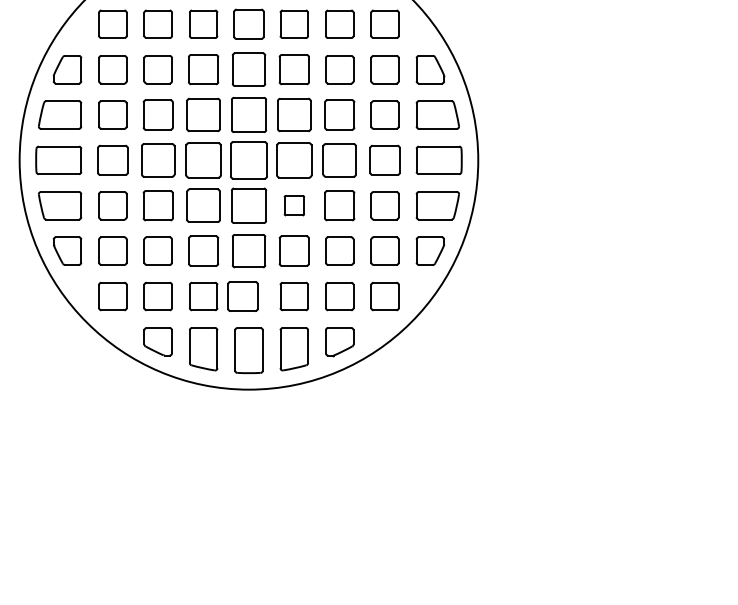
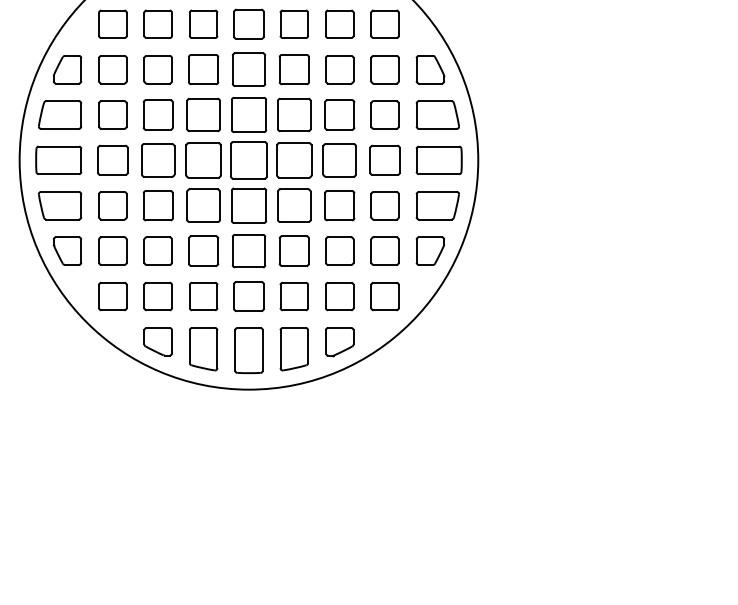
part size: 22x22 px -> 35x35 px (294, 205)
part position: (242, 296) -> (248, 296) (248, 296)
